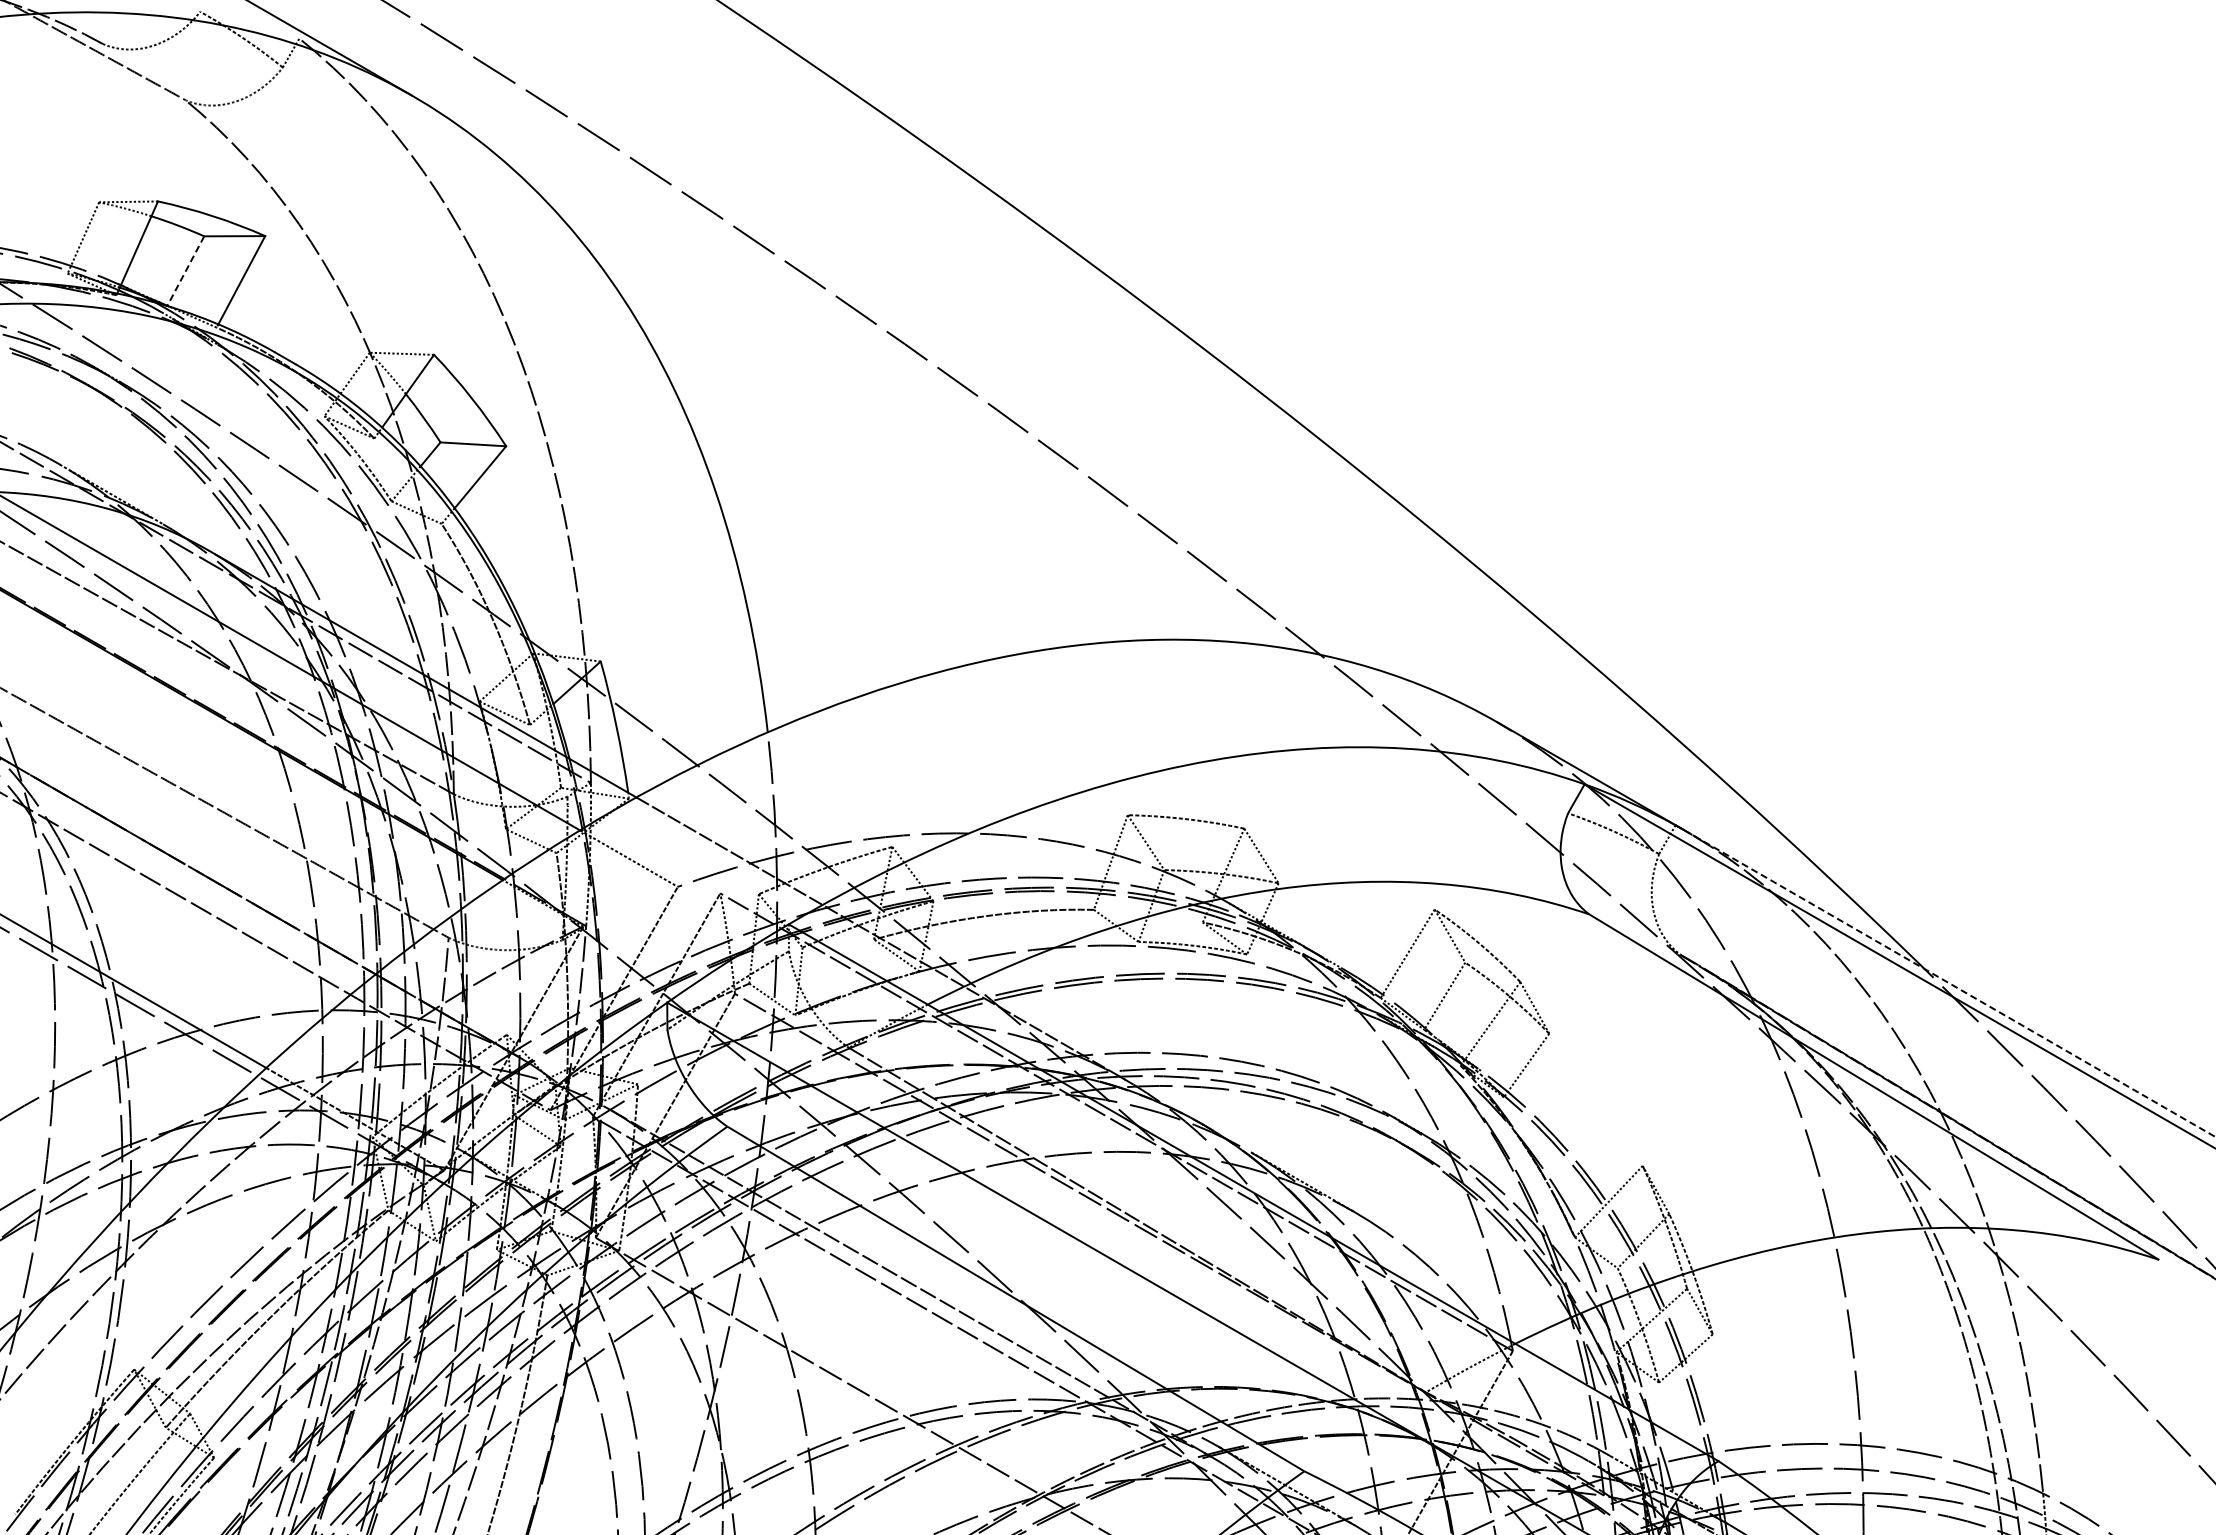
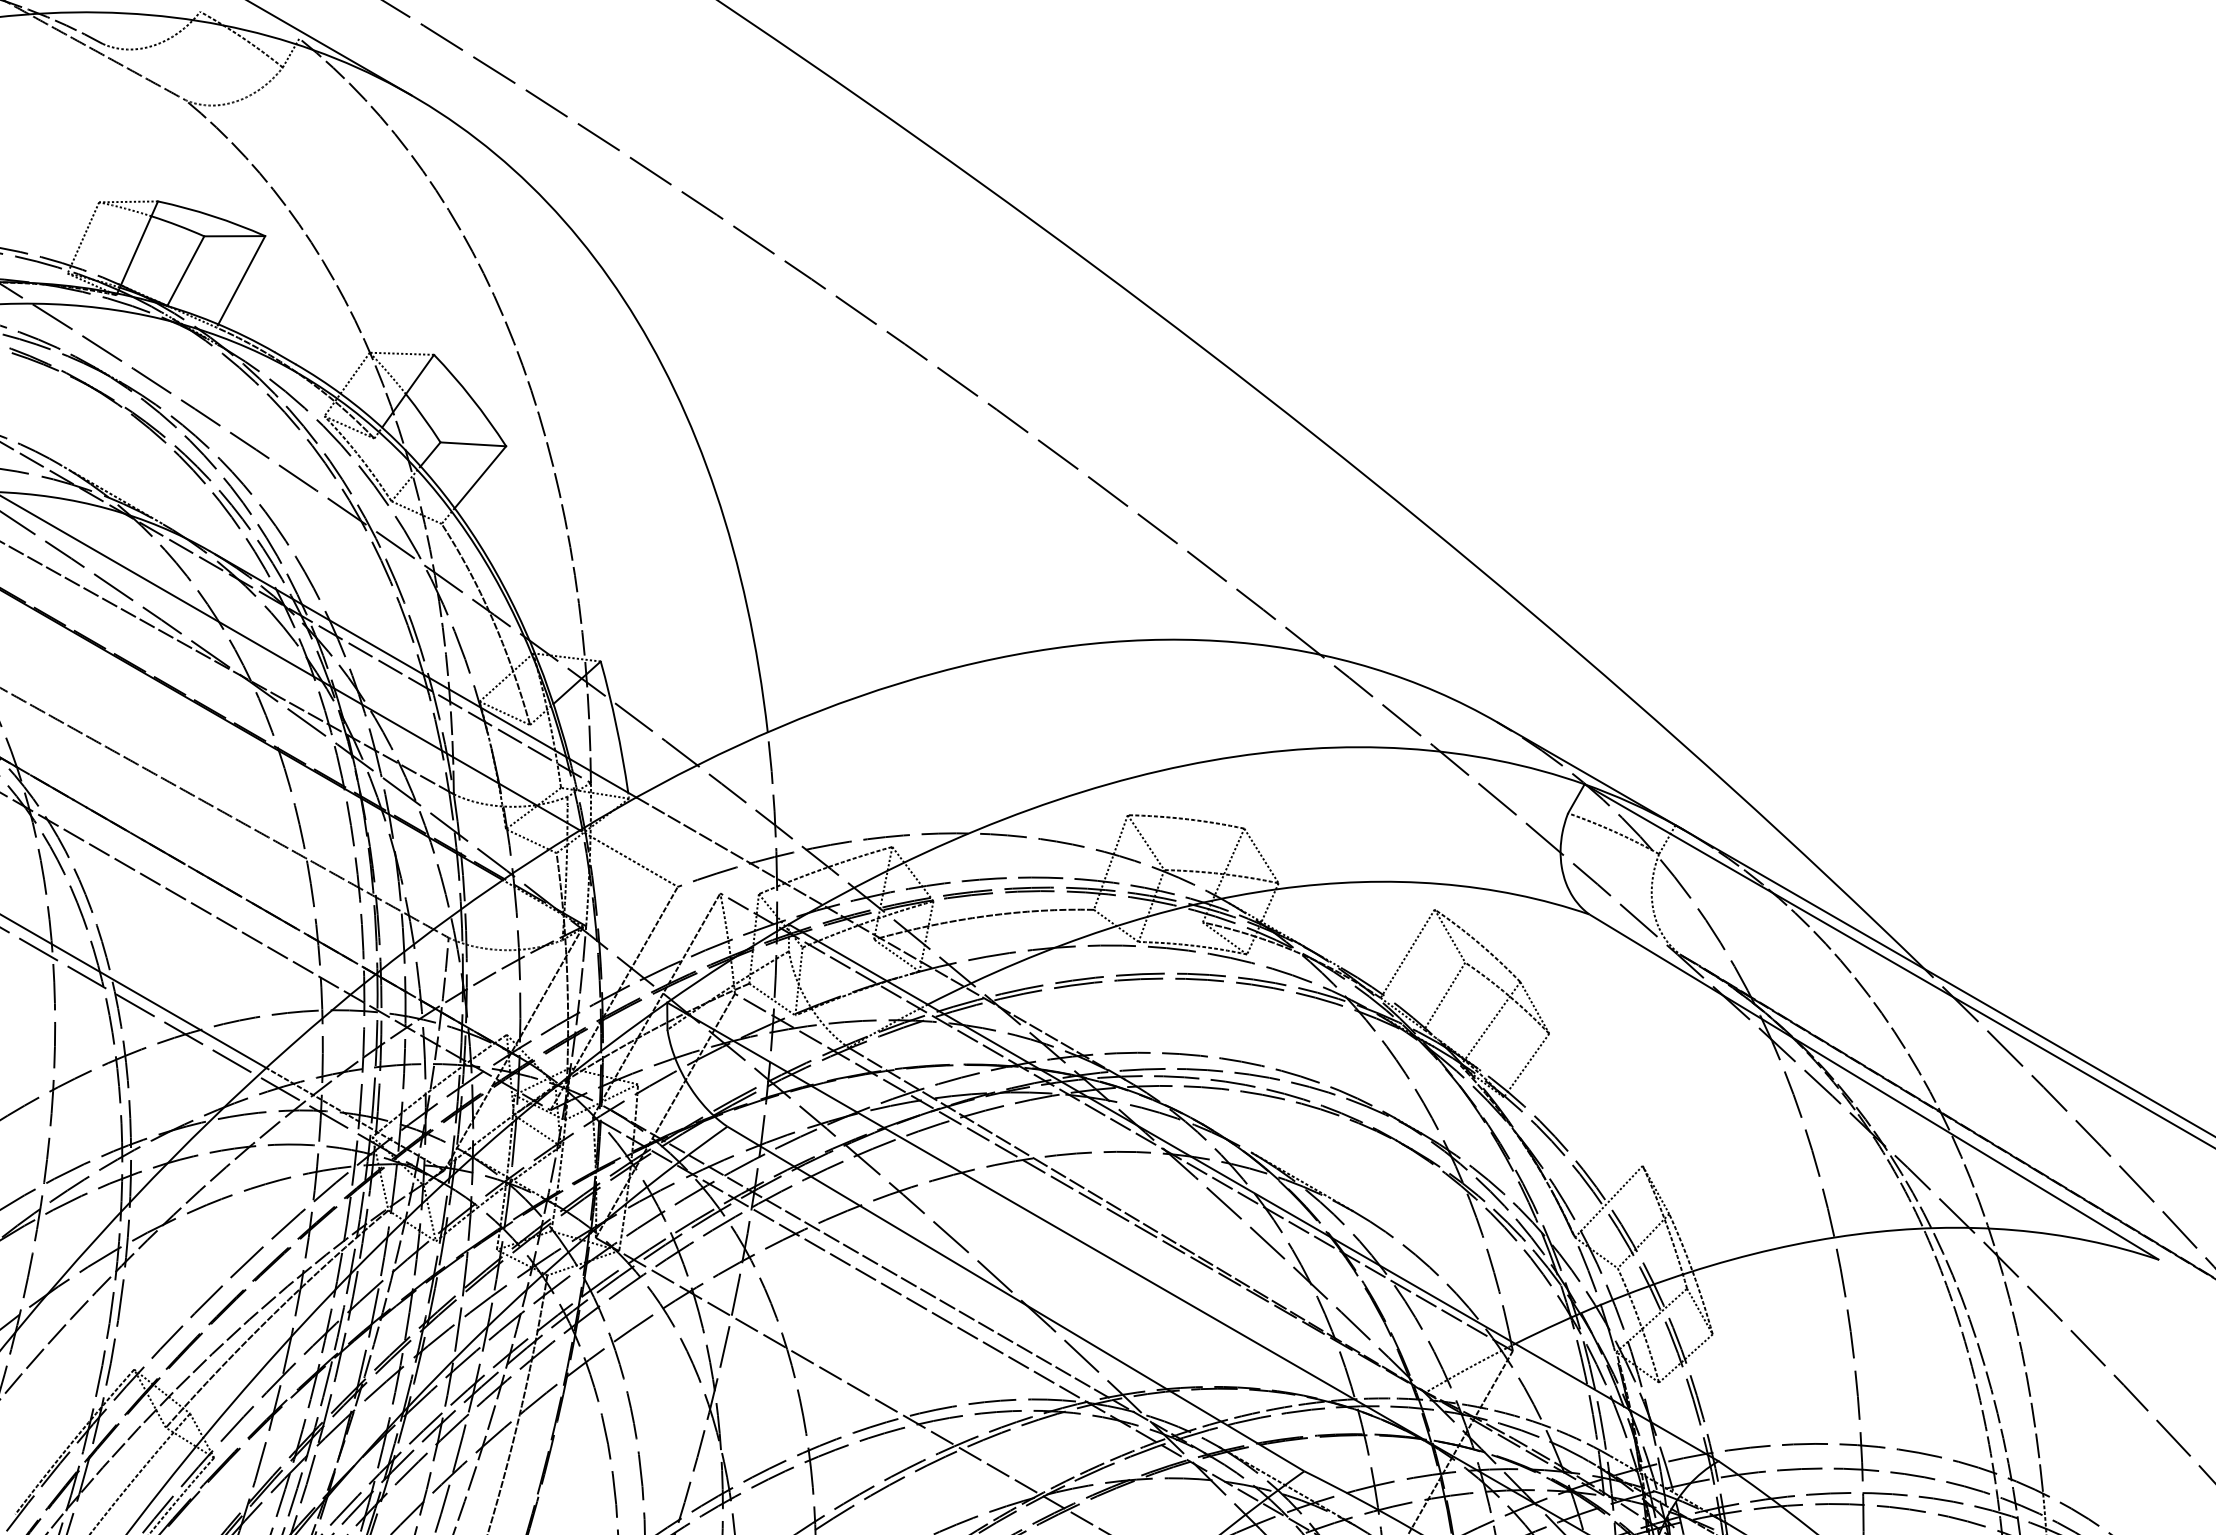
line: dashed -> solid (185, 271)
line: dashed -> solid (1945, 981)
